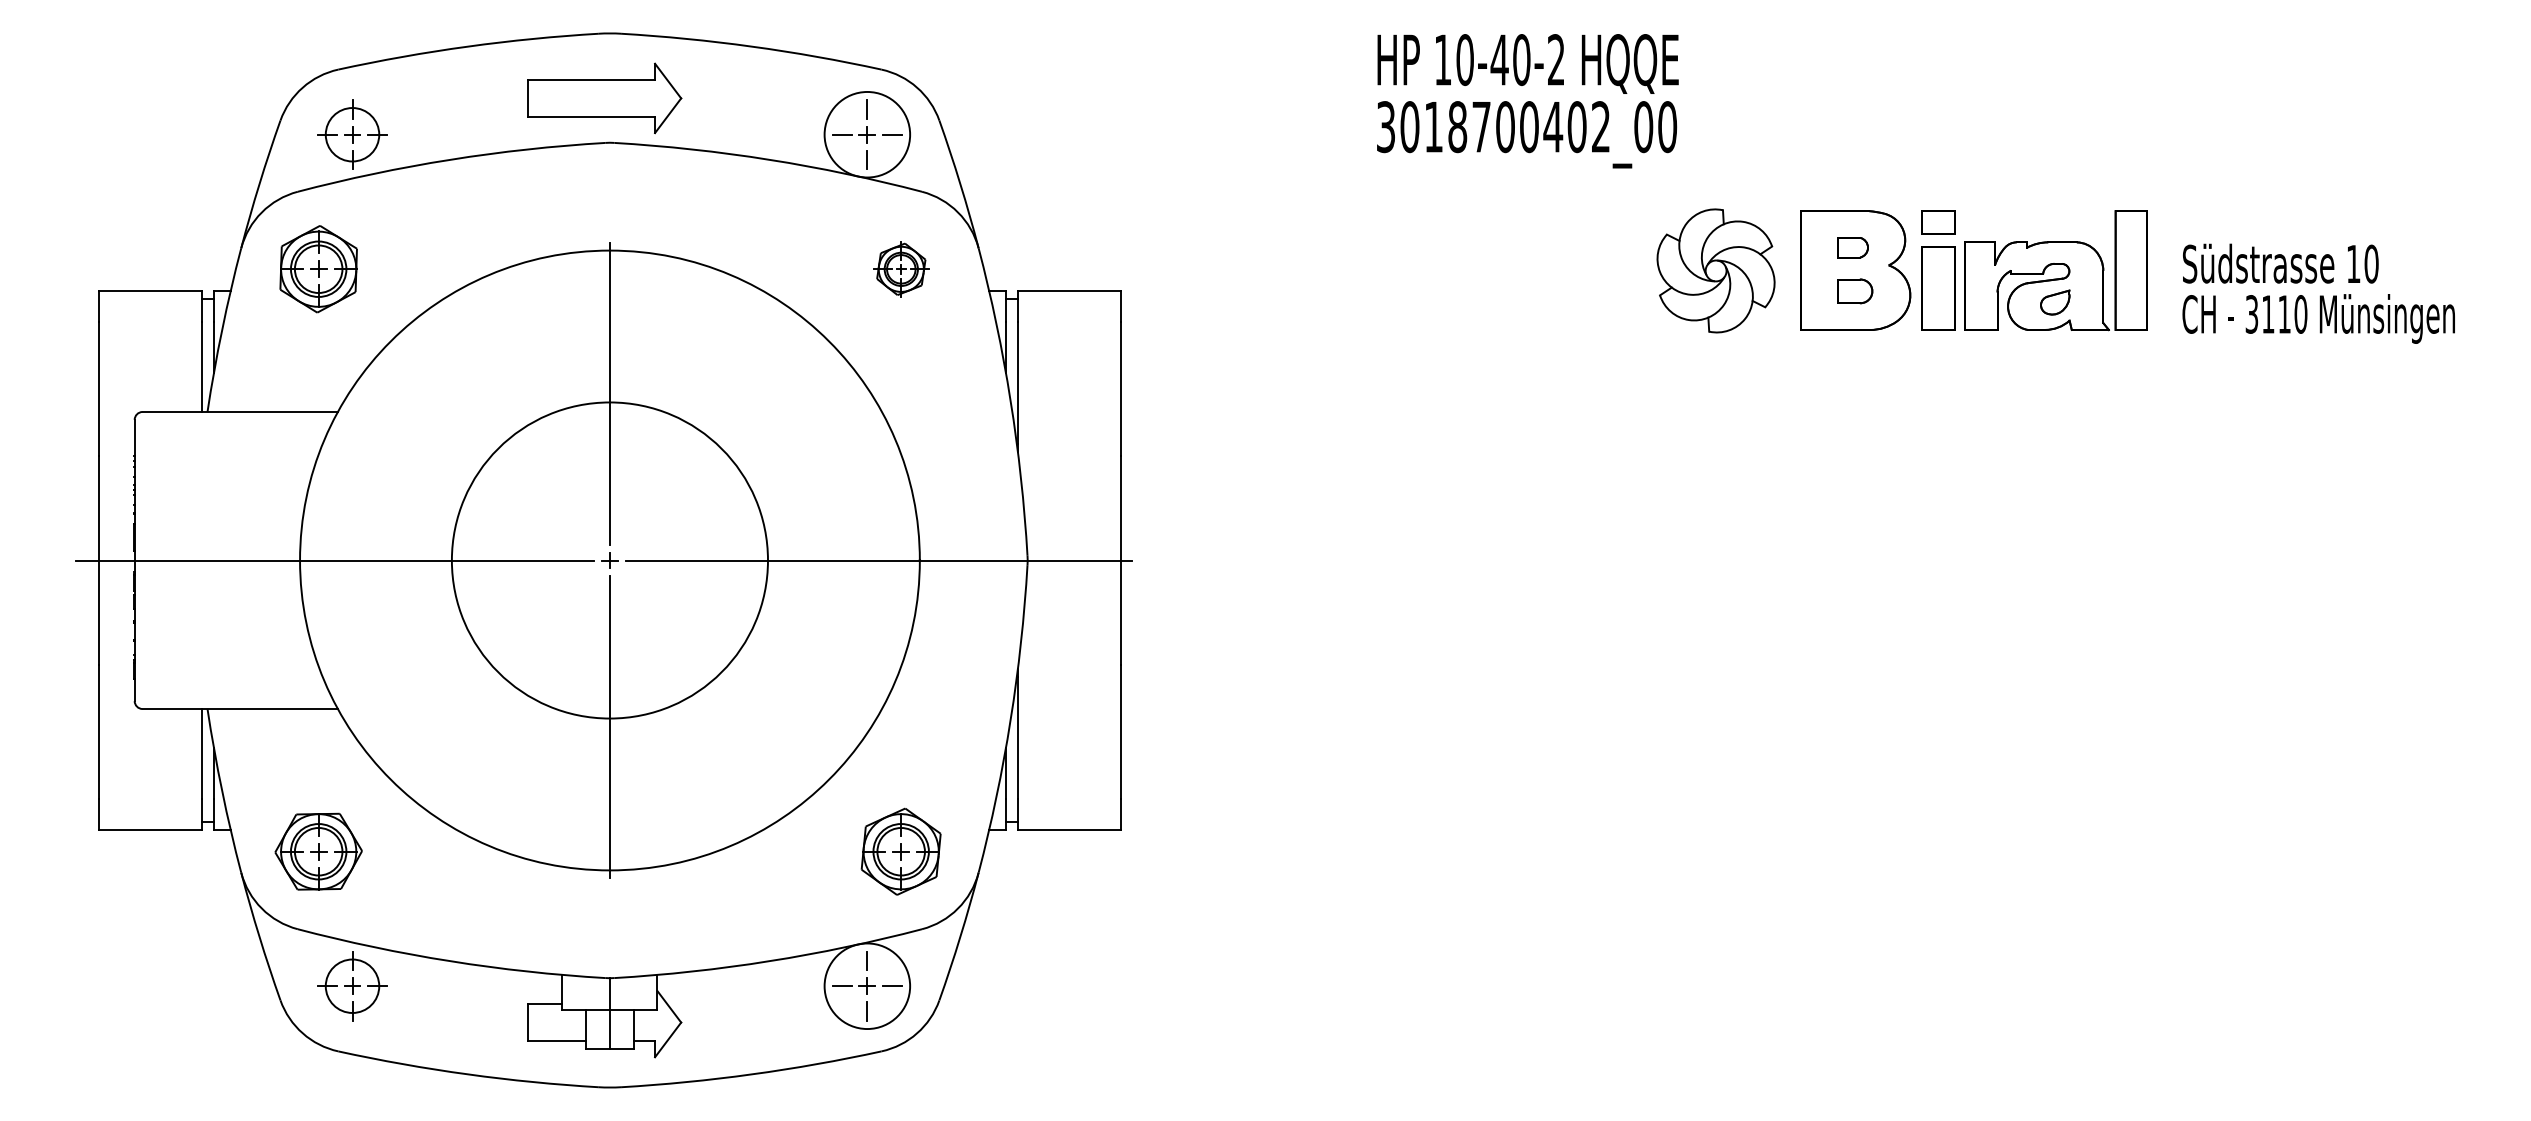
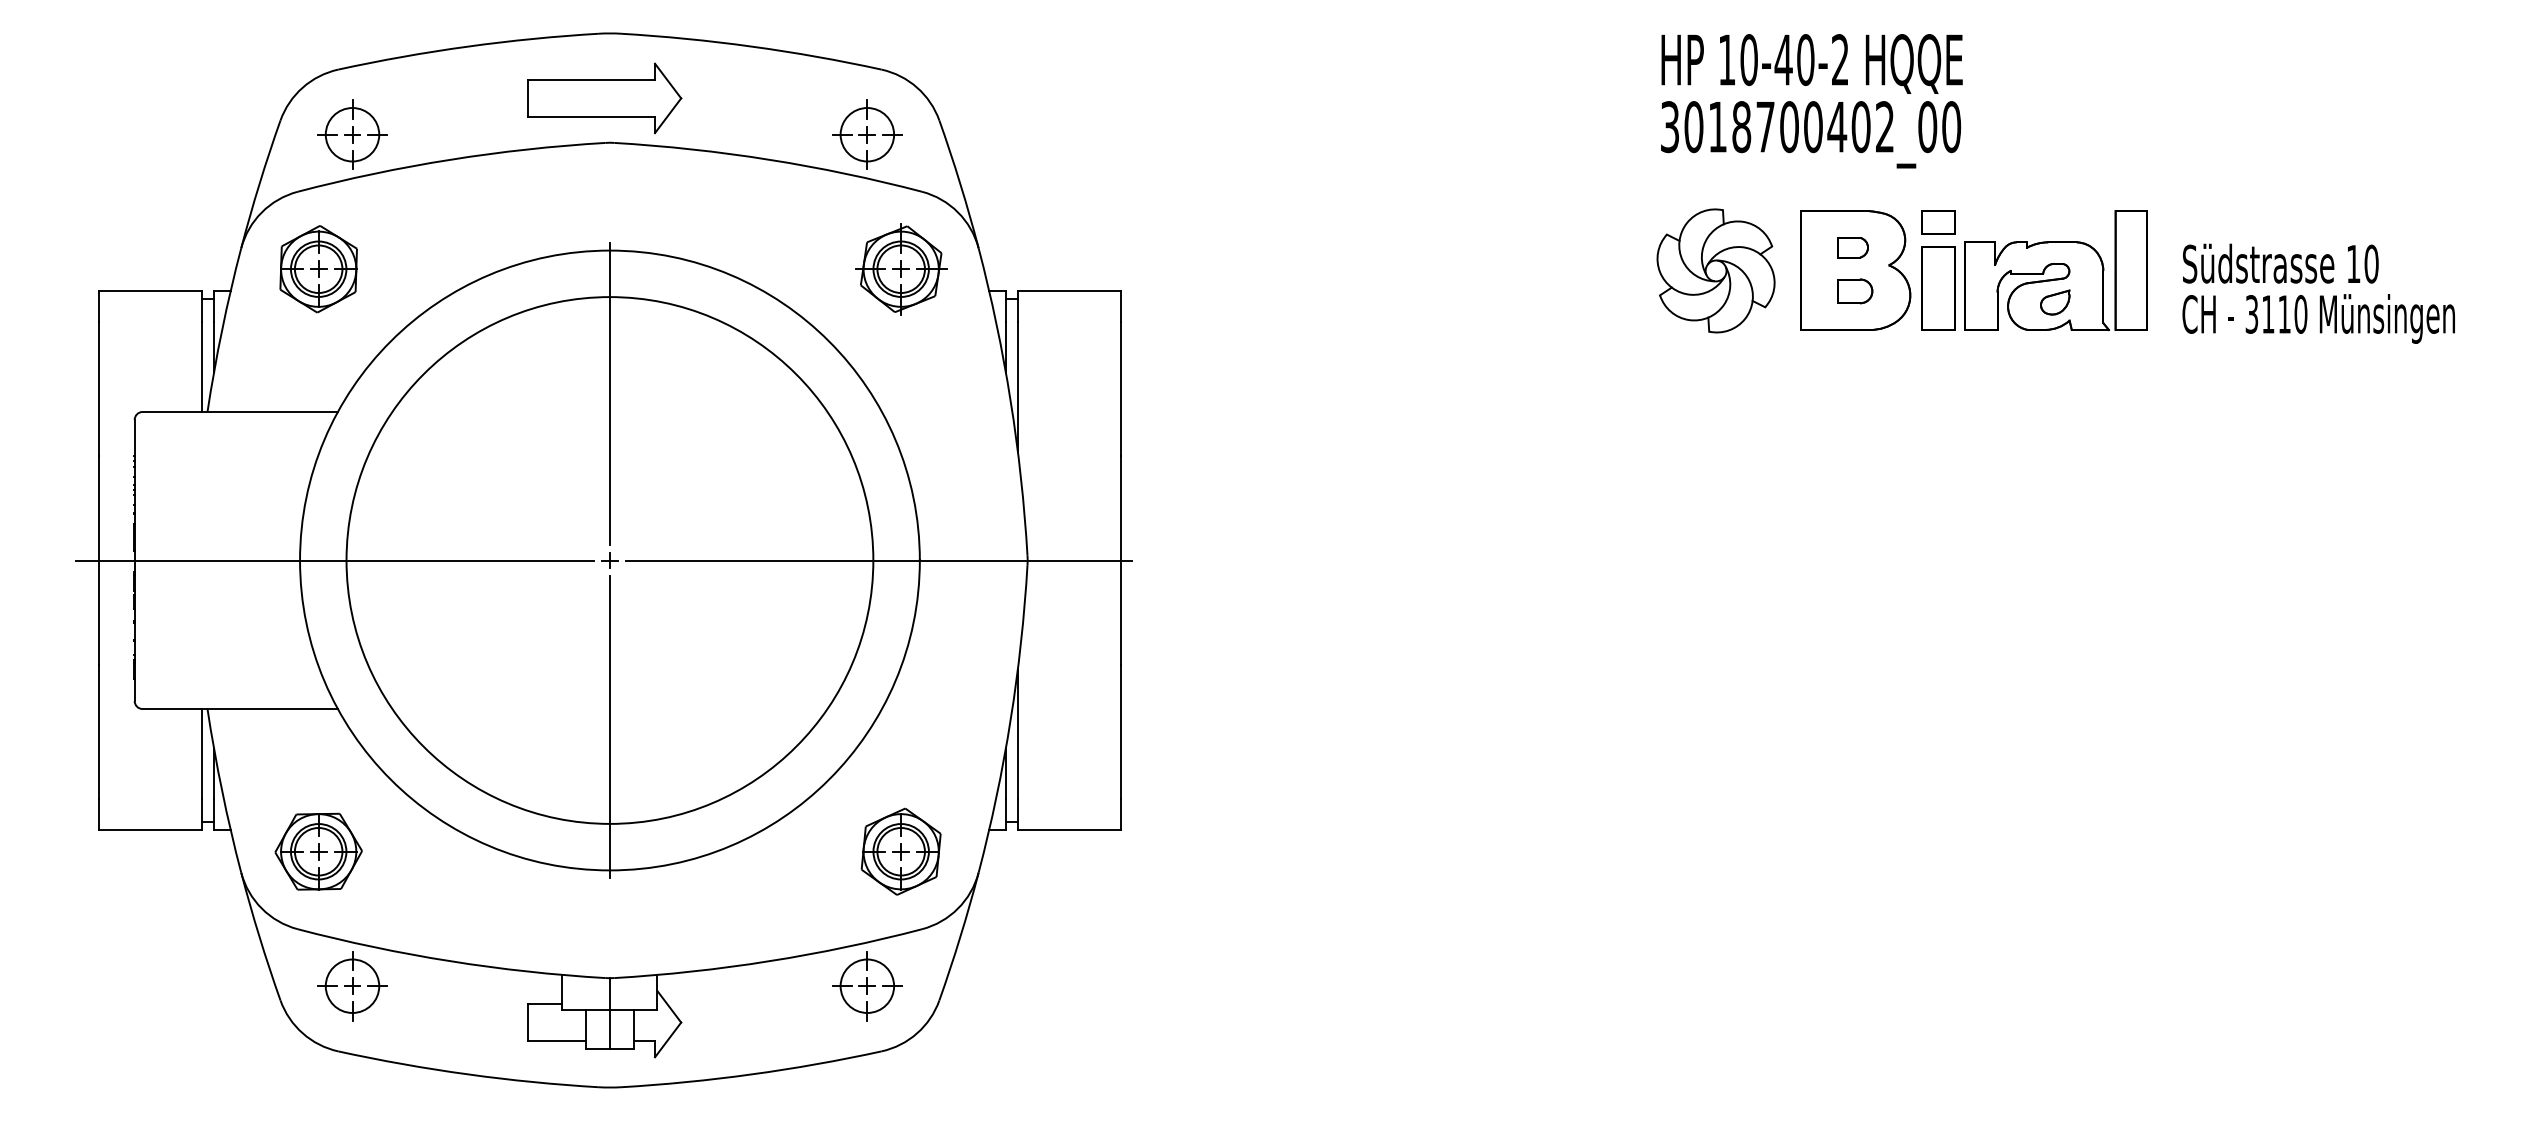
text position: (1527, 101) -> (1811, 101) (1811, 101)
circle diameter: 86 px -> 53 px (867, 134)
part size: 57x57 px -> 93x93 px (901, 269)
circle diameter: 316 px -> 527 px (609, 560)
circle diameter: 86 px -> 53 px (867, 985)
